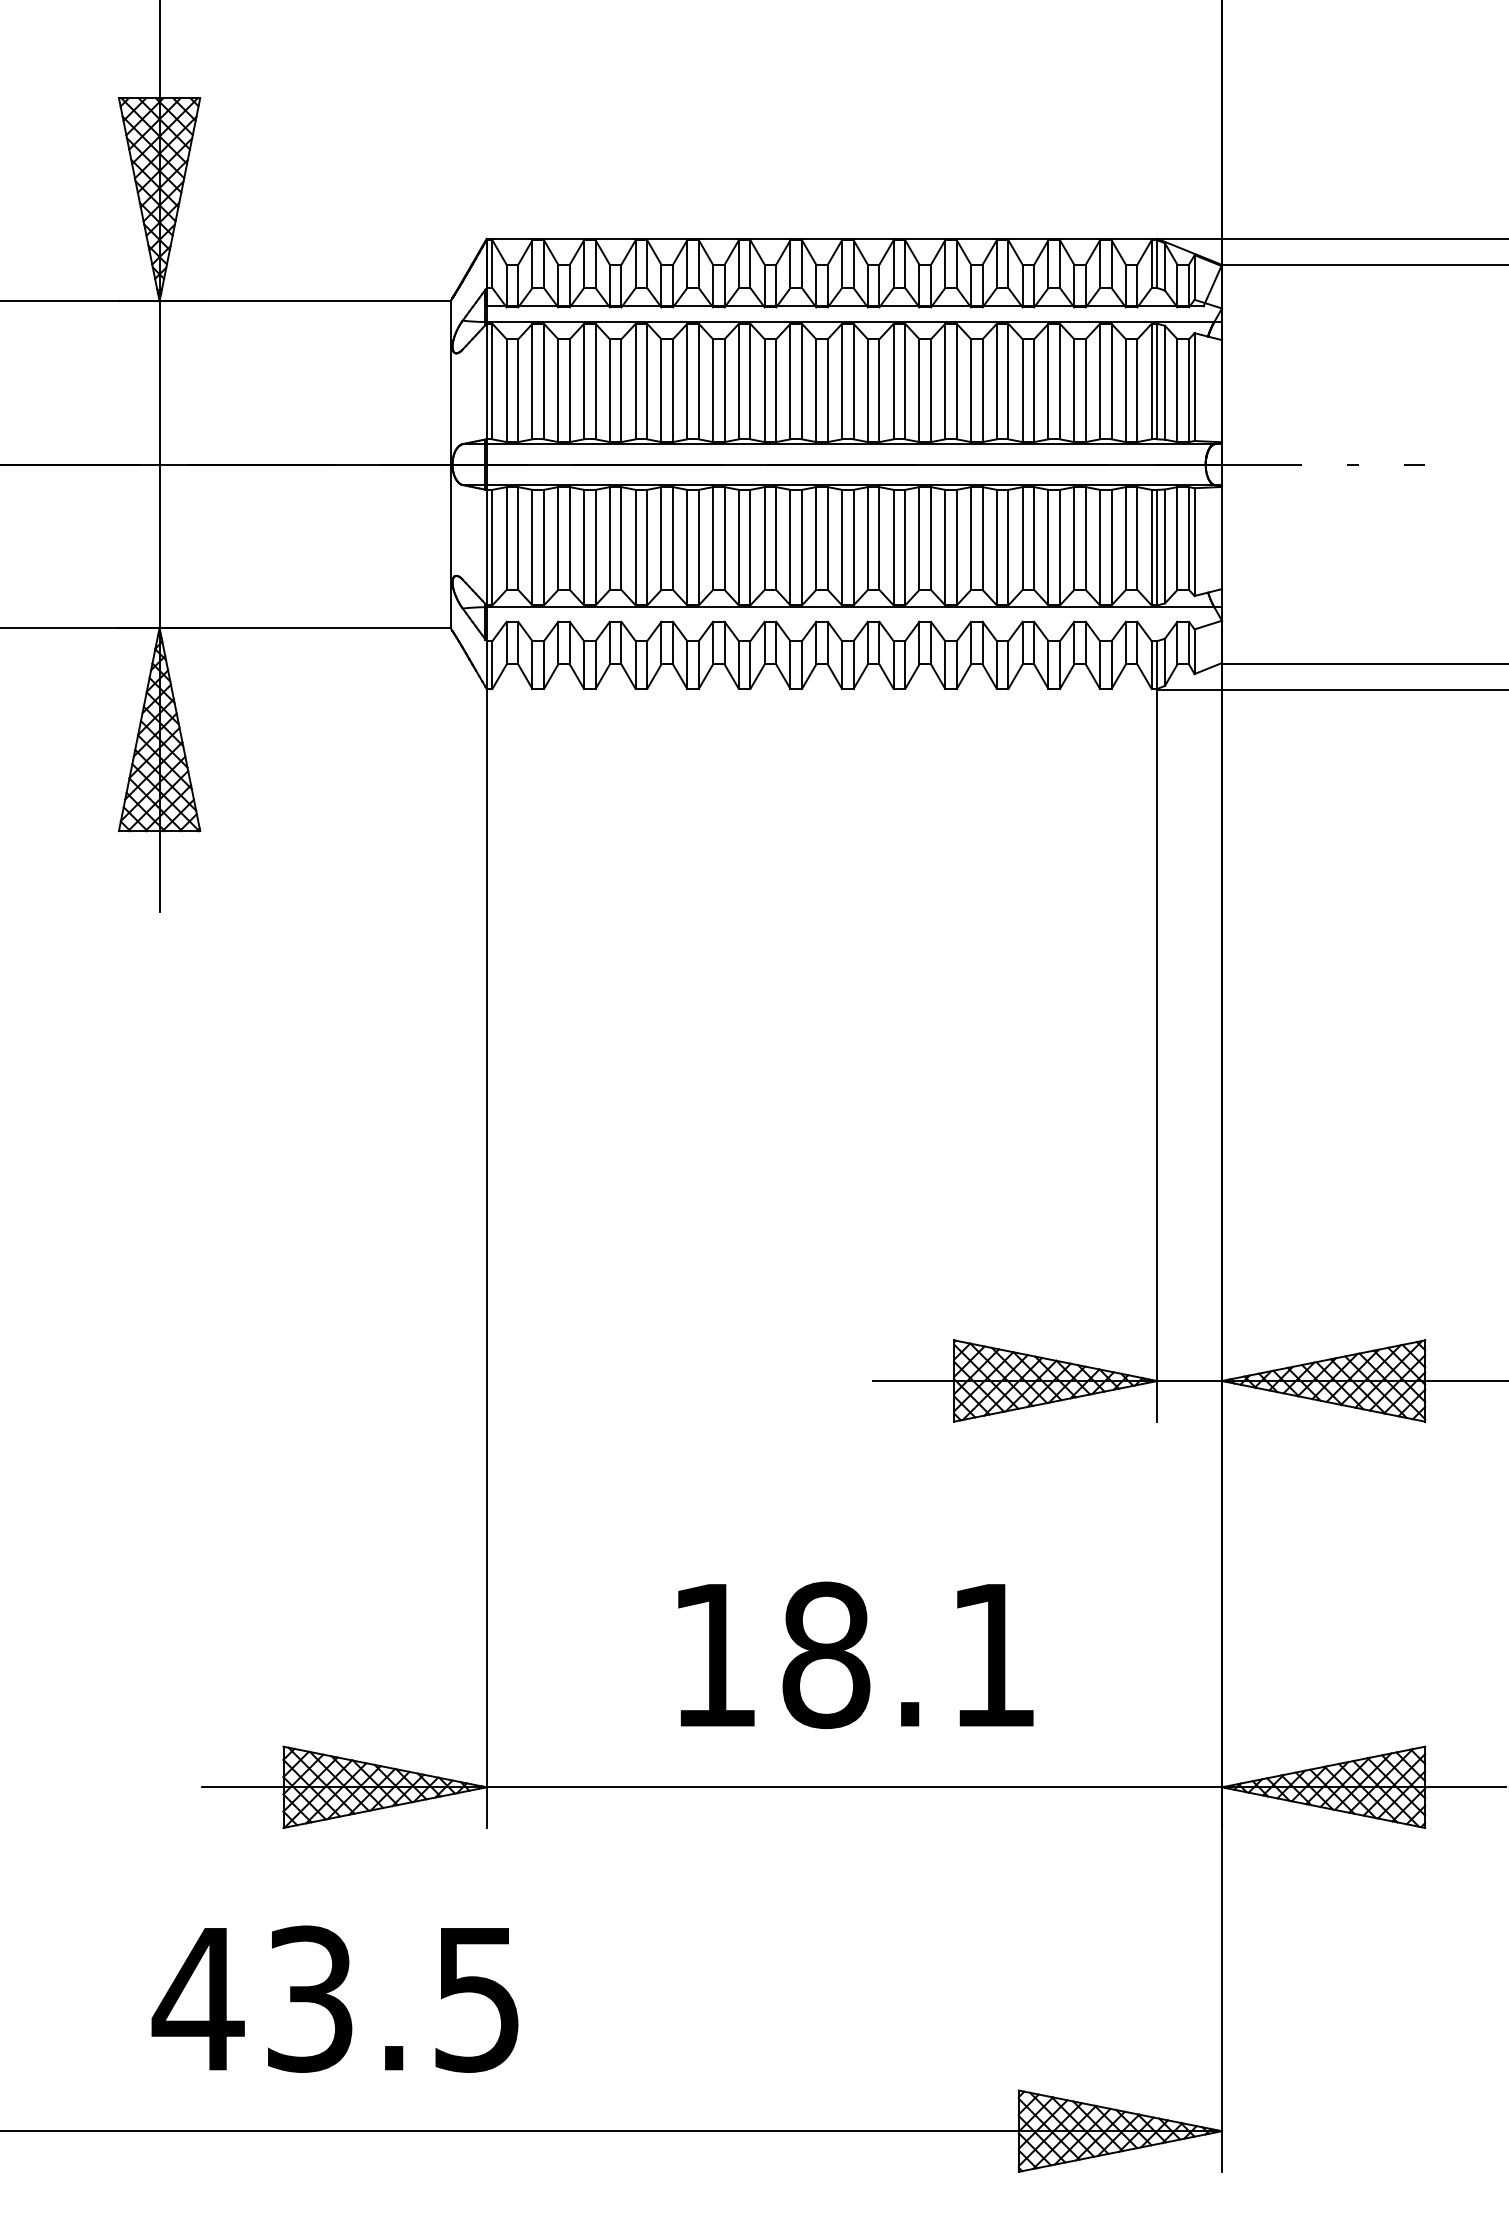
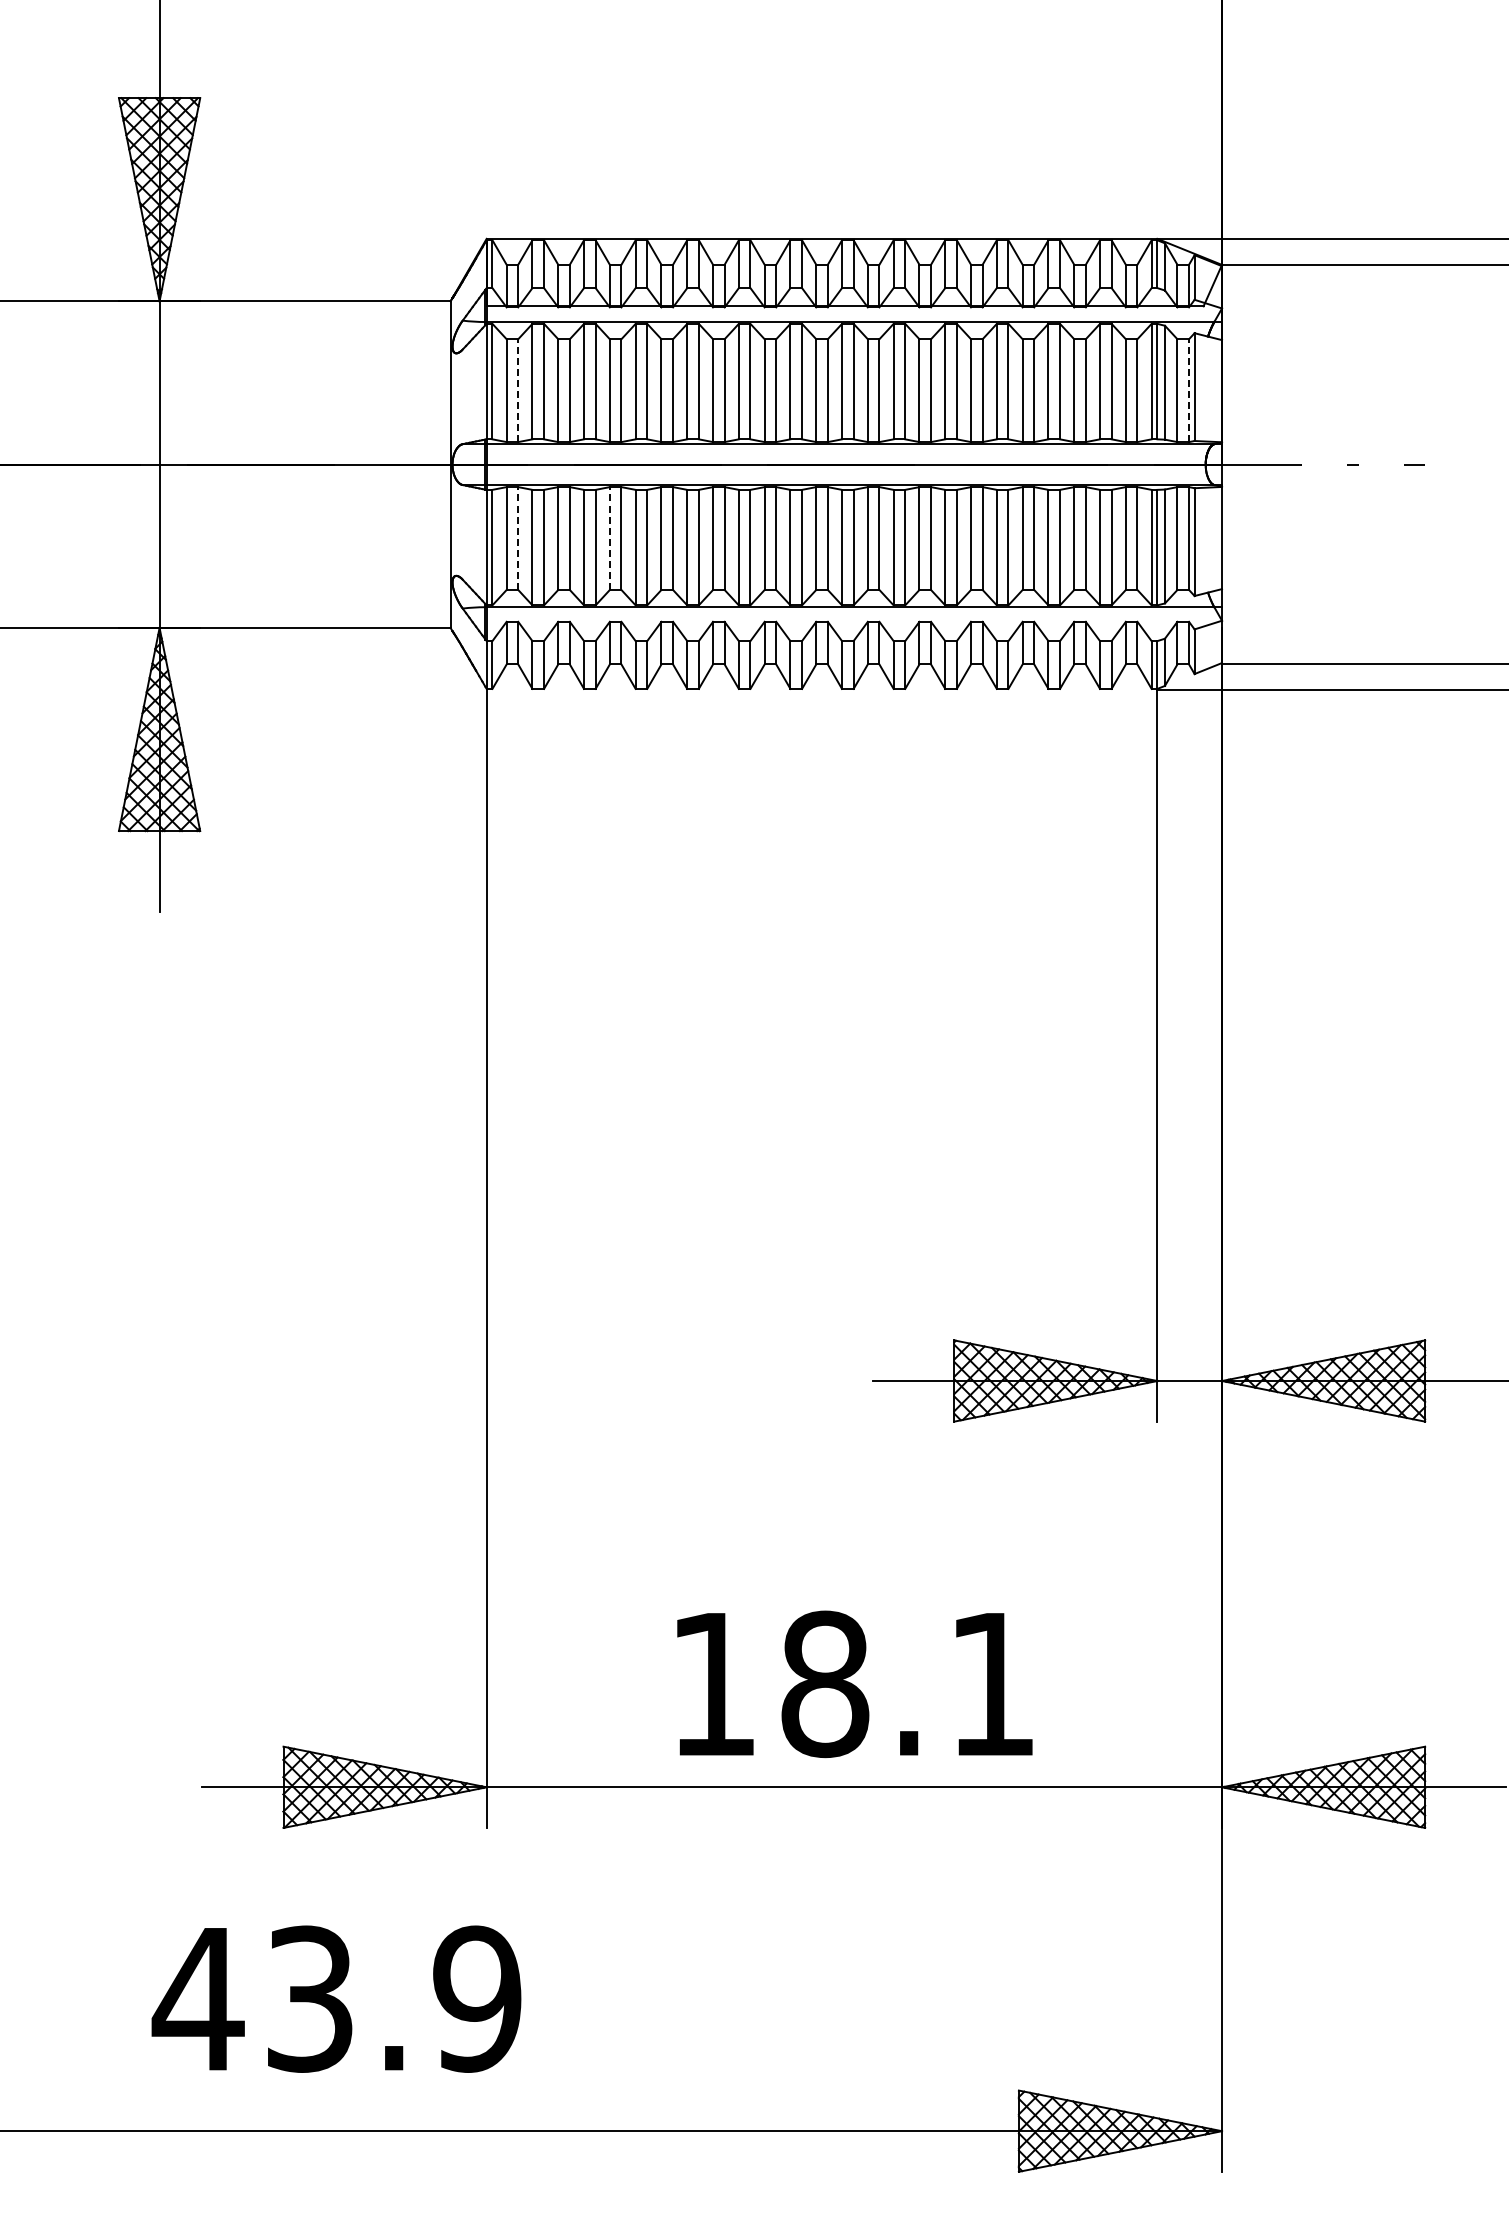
line: solid -> dashed (518, 390)
line: solid -> dashed (1189, 390)
line: solid -> dashed (518, 538)
line: solid -> dashed (609, 538)
text position: (855, 1655) -> (854, 1684) (854, 1684)
text: 43.5 -> 43.9 (477, 1998)
